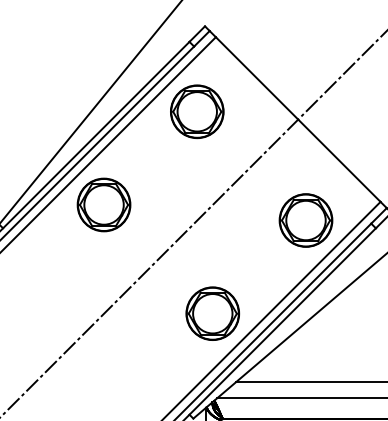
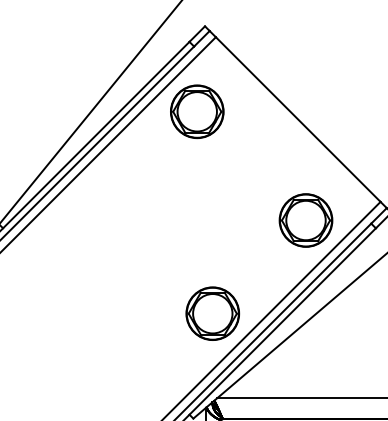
part: present -> none (103, 204)
line: present -> none (193, 224)
line: present -> none (310, 382)
